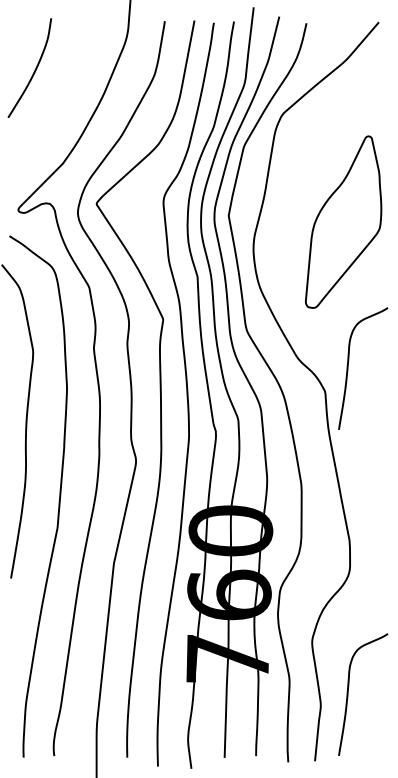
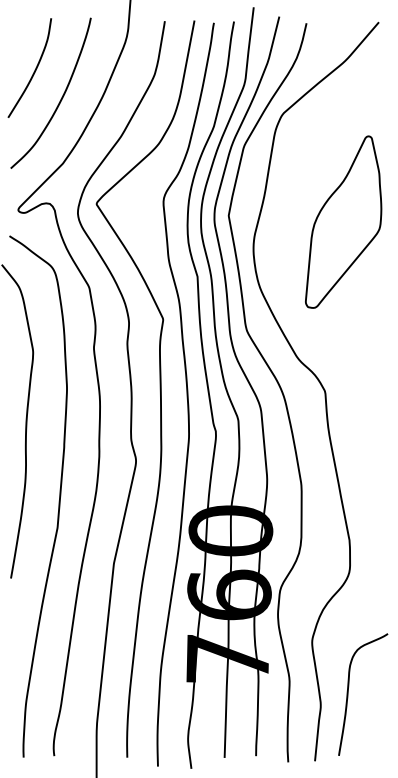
curve: none -> present (61, 97)
curve: present -> none (348, 368)
